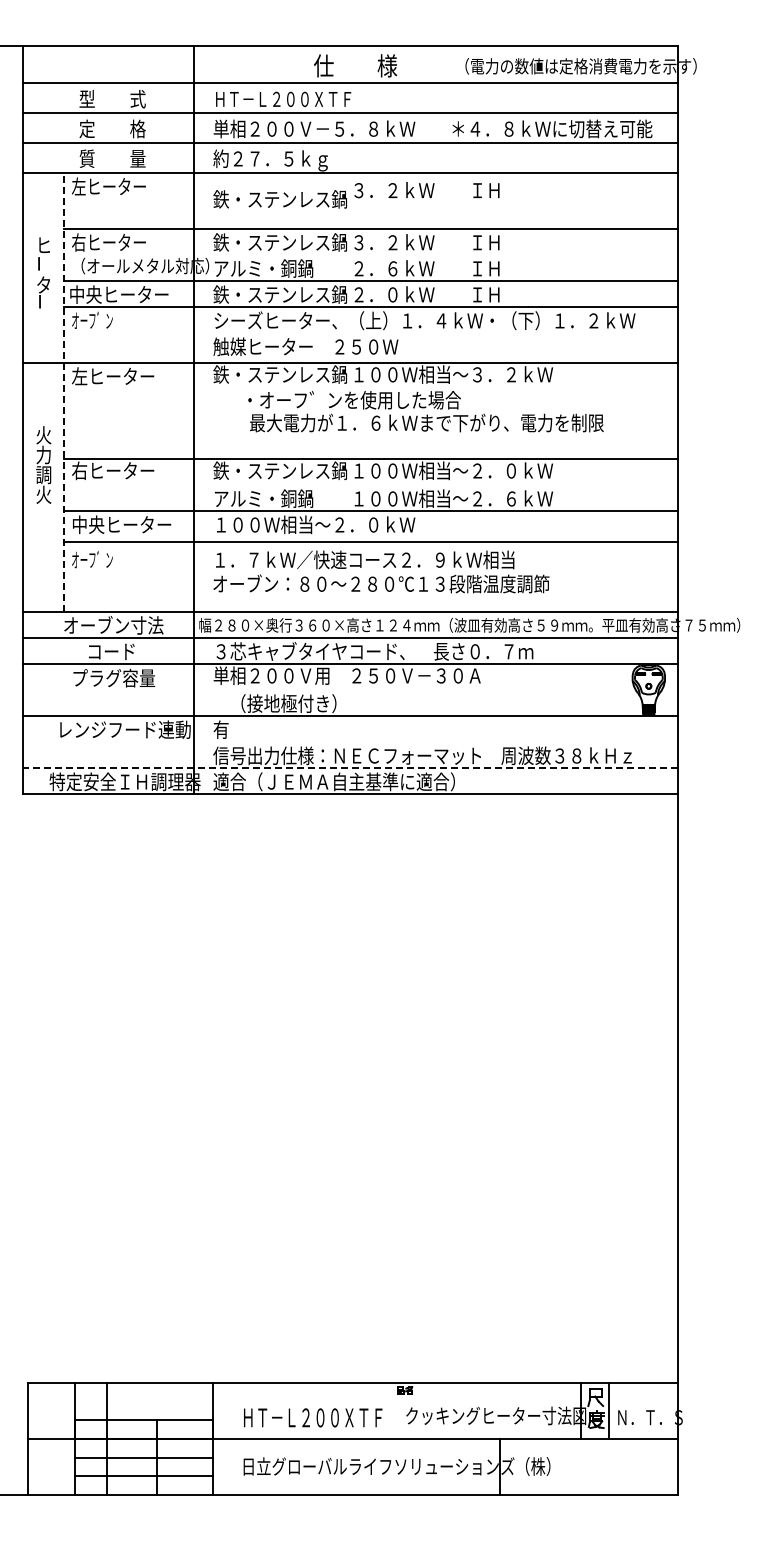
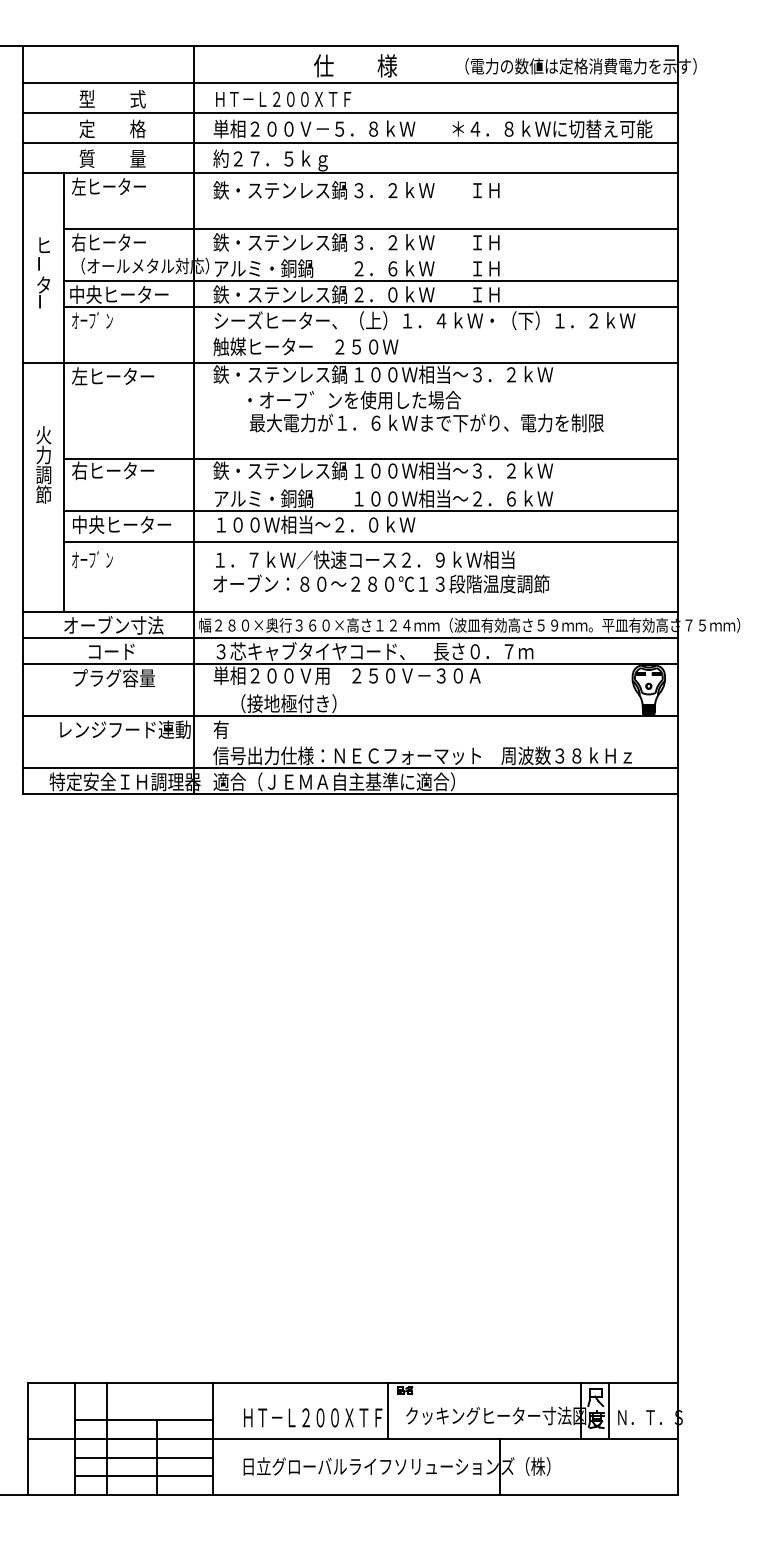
text position: (279, 199) -> (279, 190) (279, 190)
line: dashed -> solid (63, 391)
text: １００Ｗ相当～２．０ｋＷ -> １００Ｗ相当～３．２ｋＷ (494, 470)
text: 火 -> 節 (43, 494)
line: dashed -> solid (350, 768)
line: none -> present (387, 1410)
